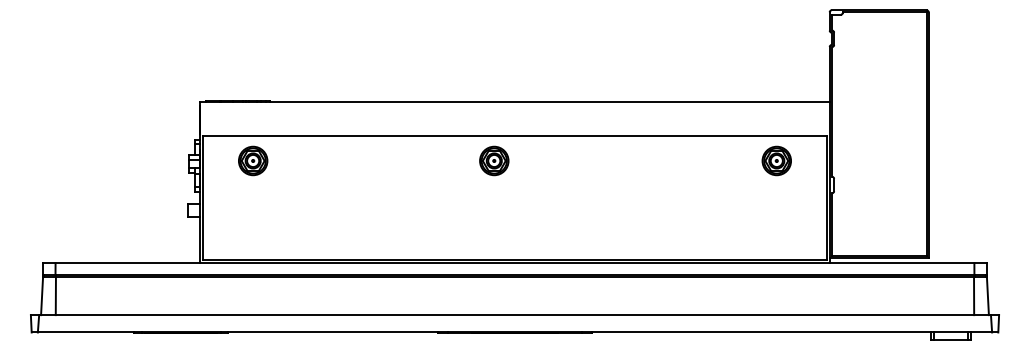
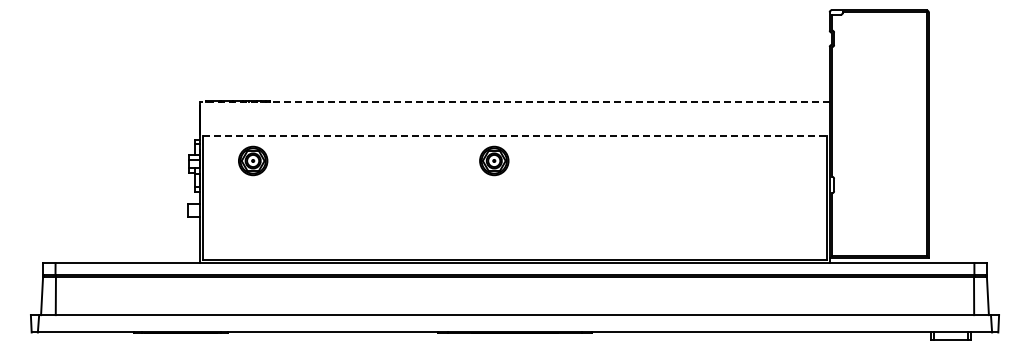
line: solid -> dashed (515, 101)
line: solid -> dashed (515, 136)
part: present -> none (776, 160)
